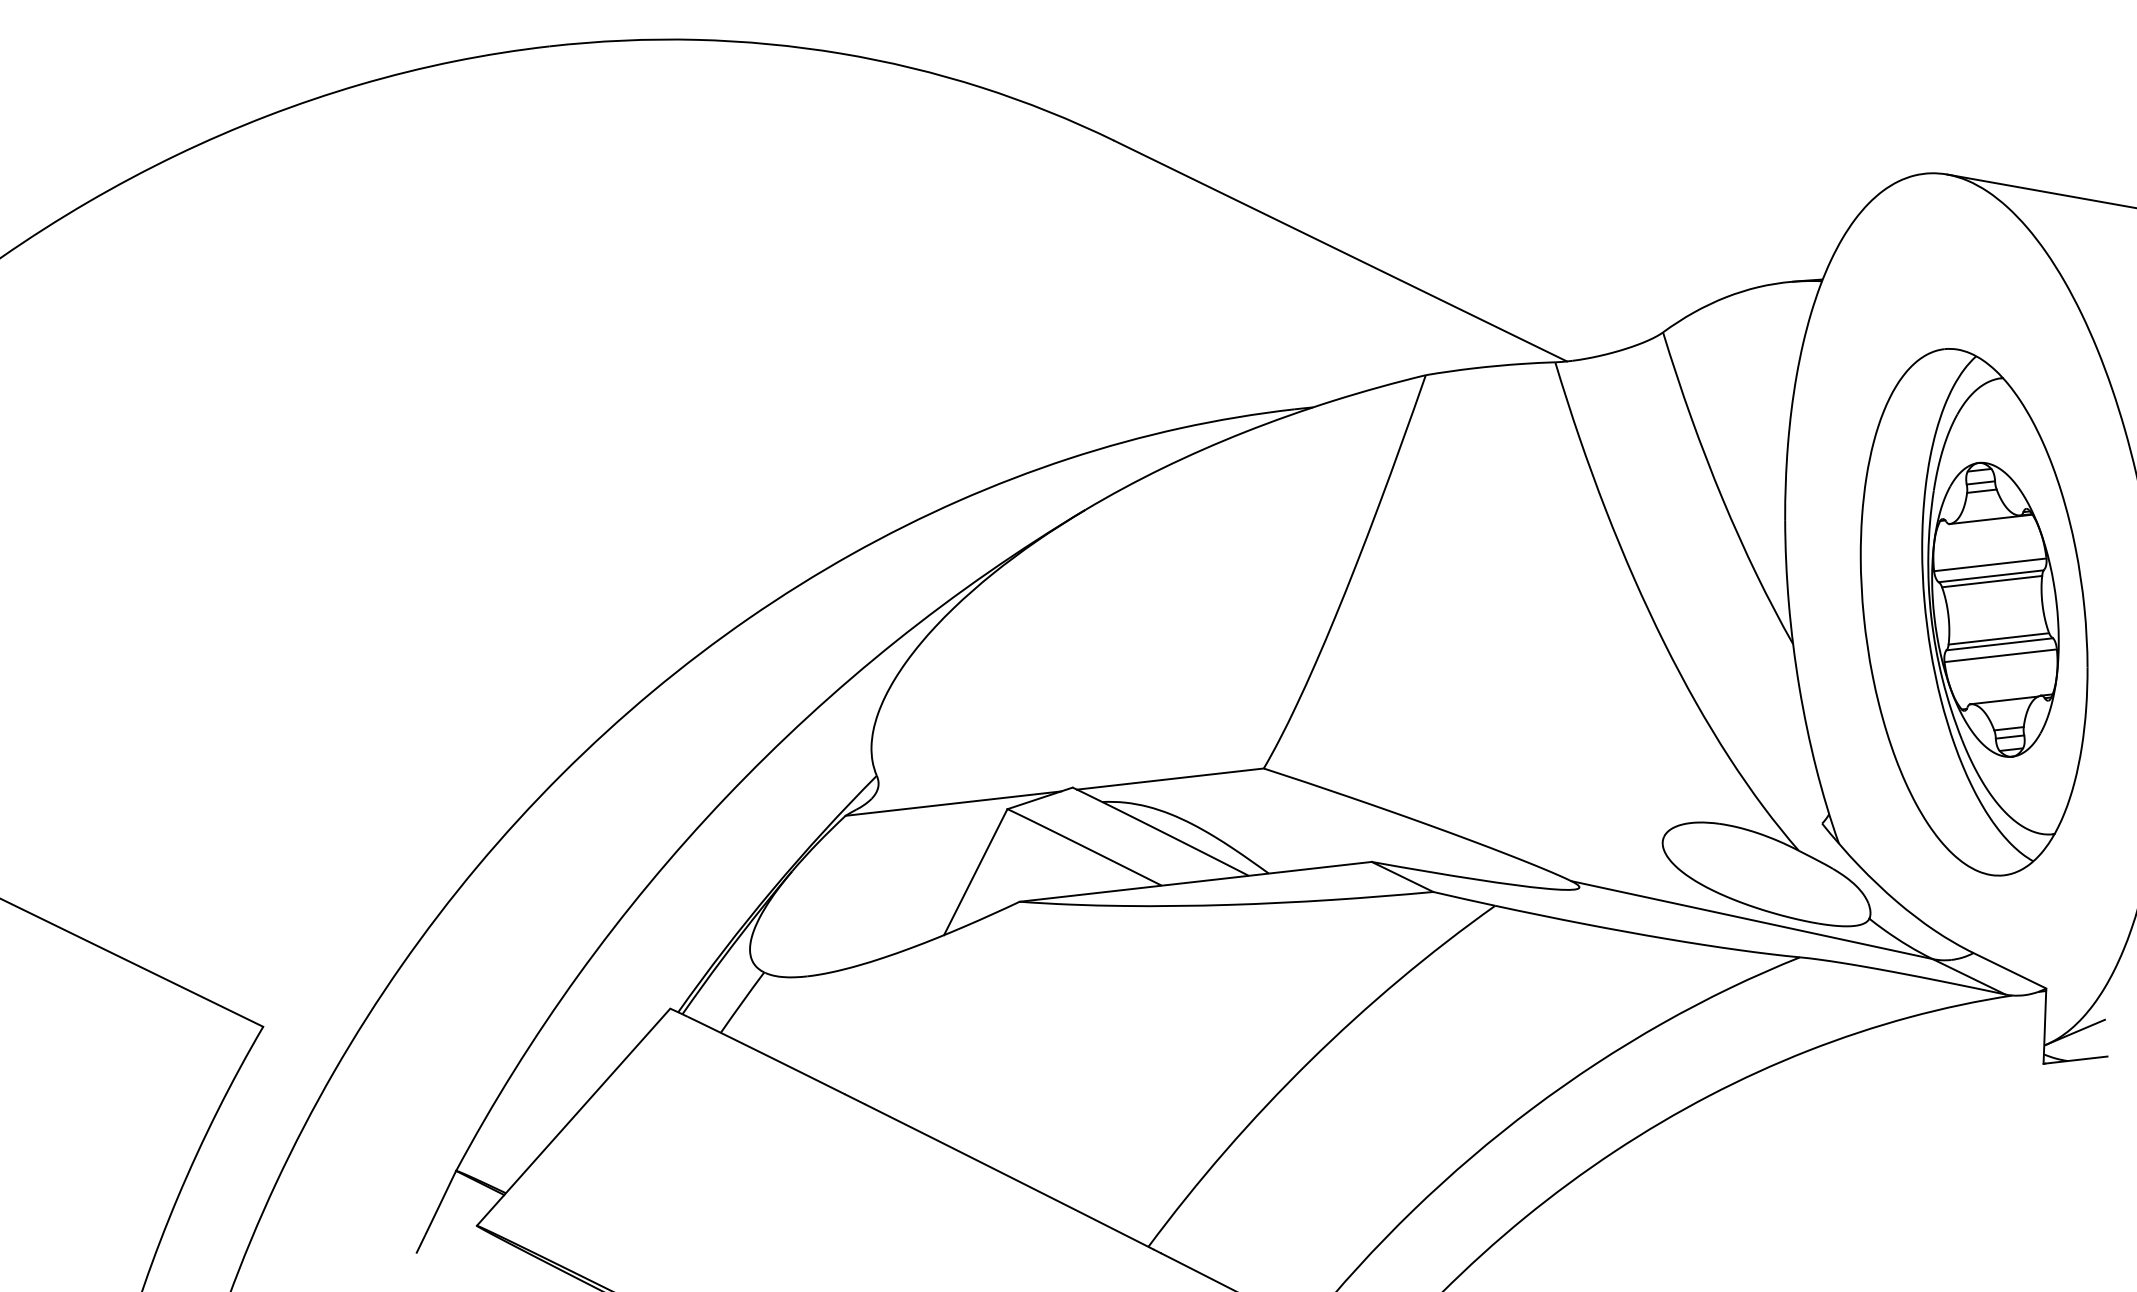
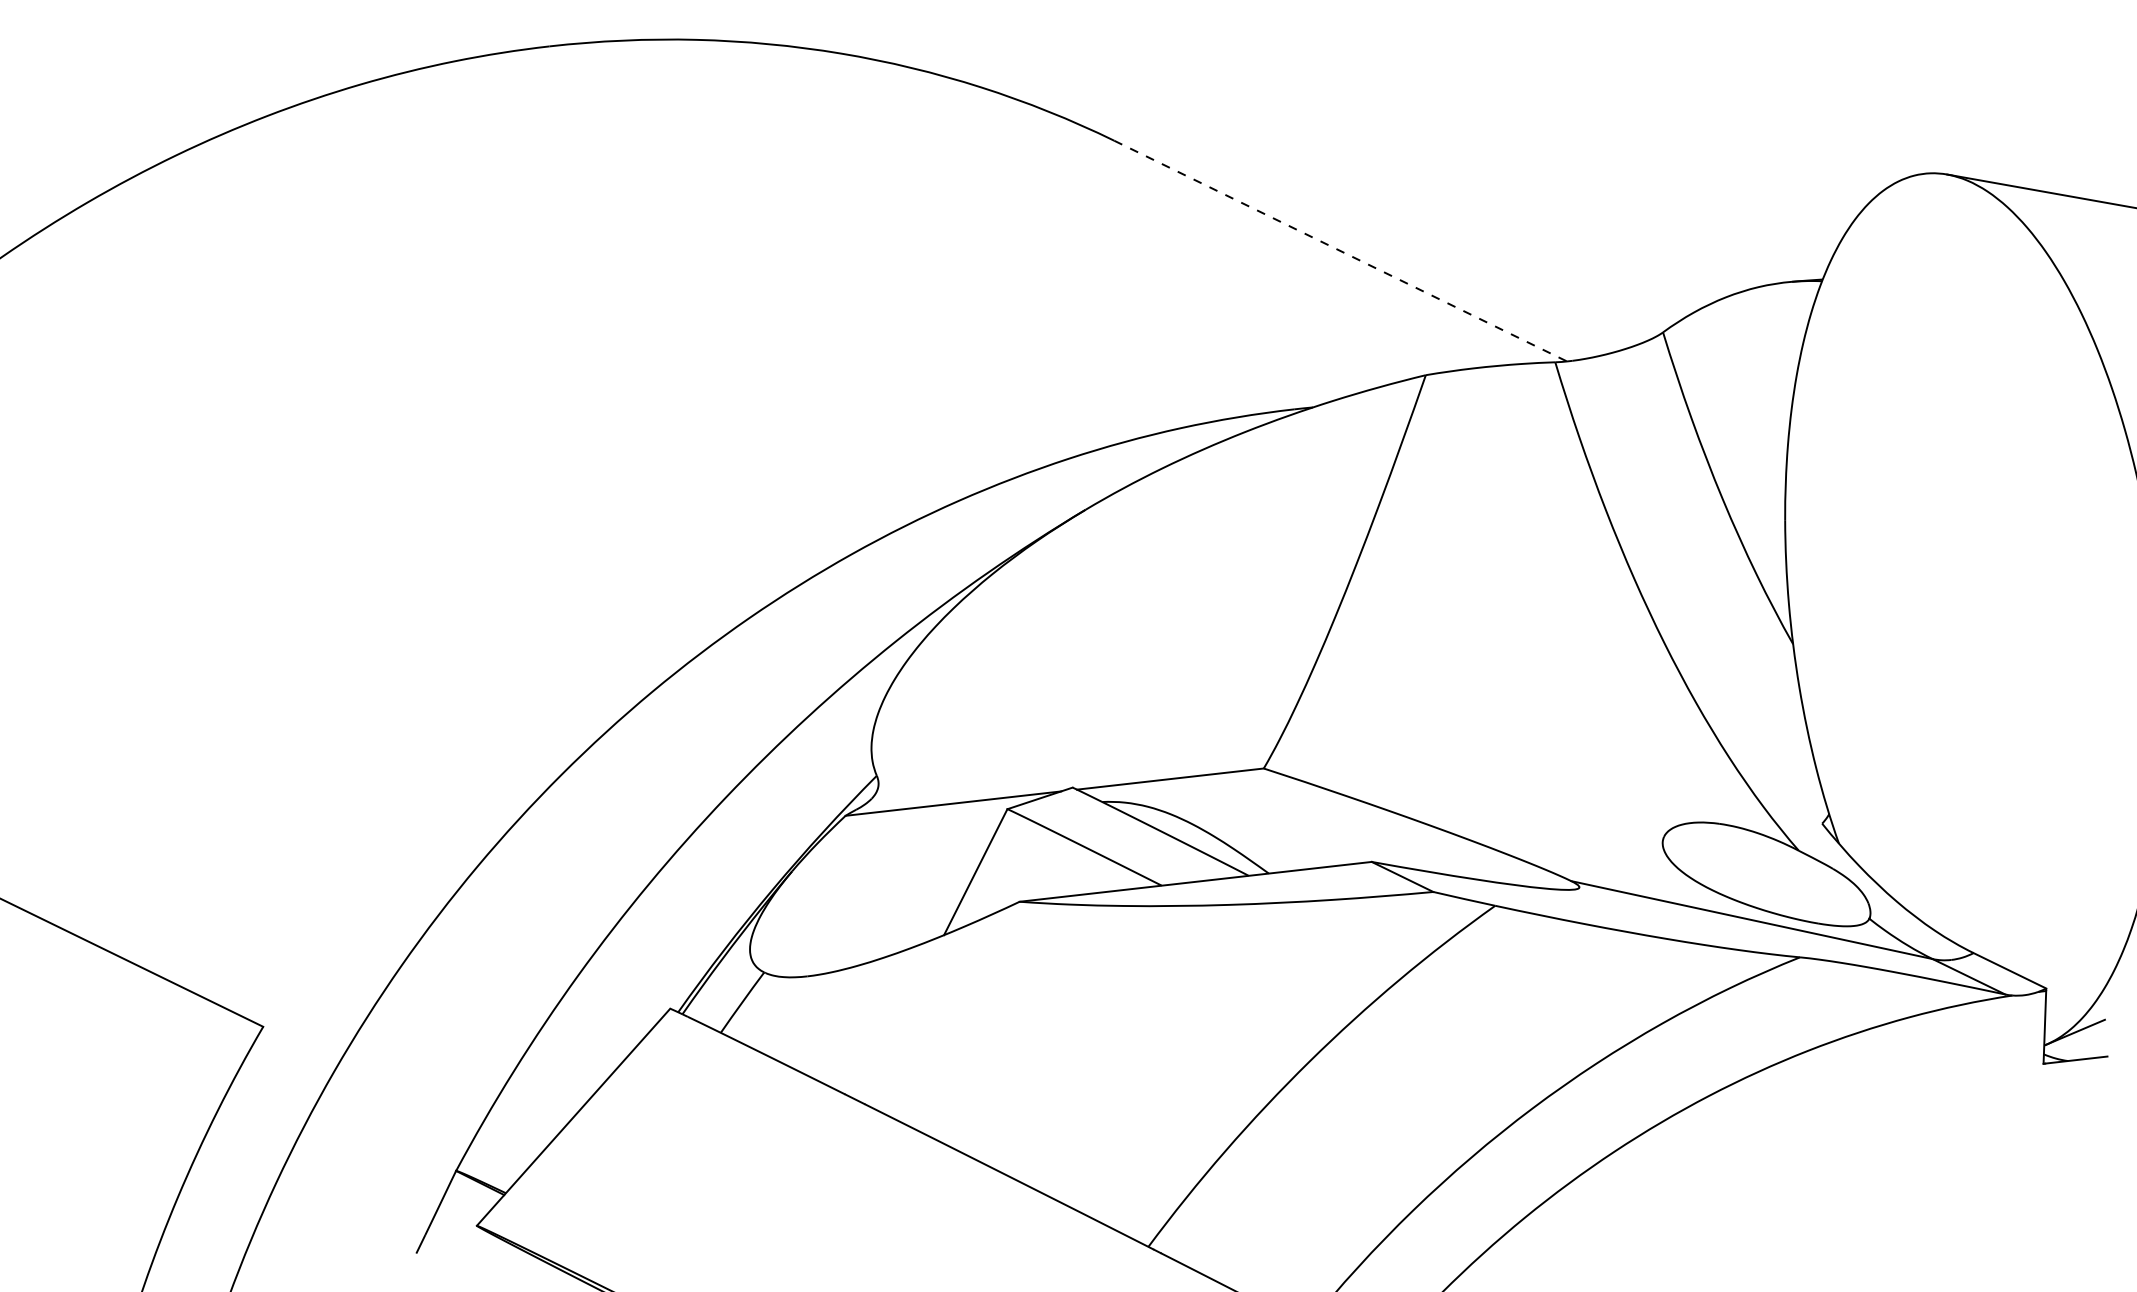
line: solid -> dashed (1340, 251)
part: present -> none (1973, 612)
